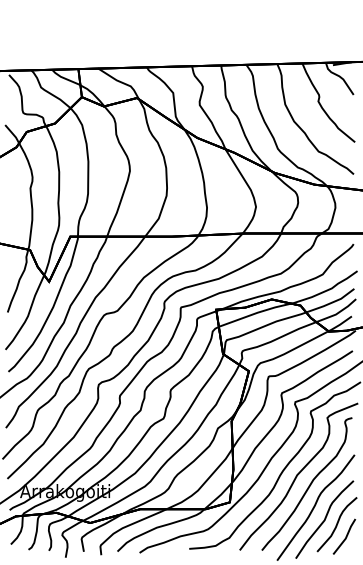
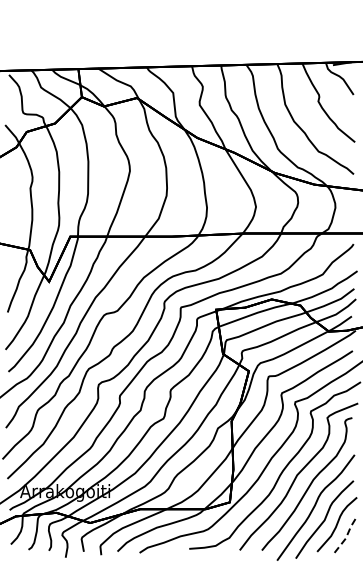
line: solid -> dashed (346, 537)
